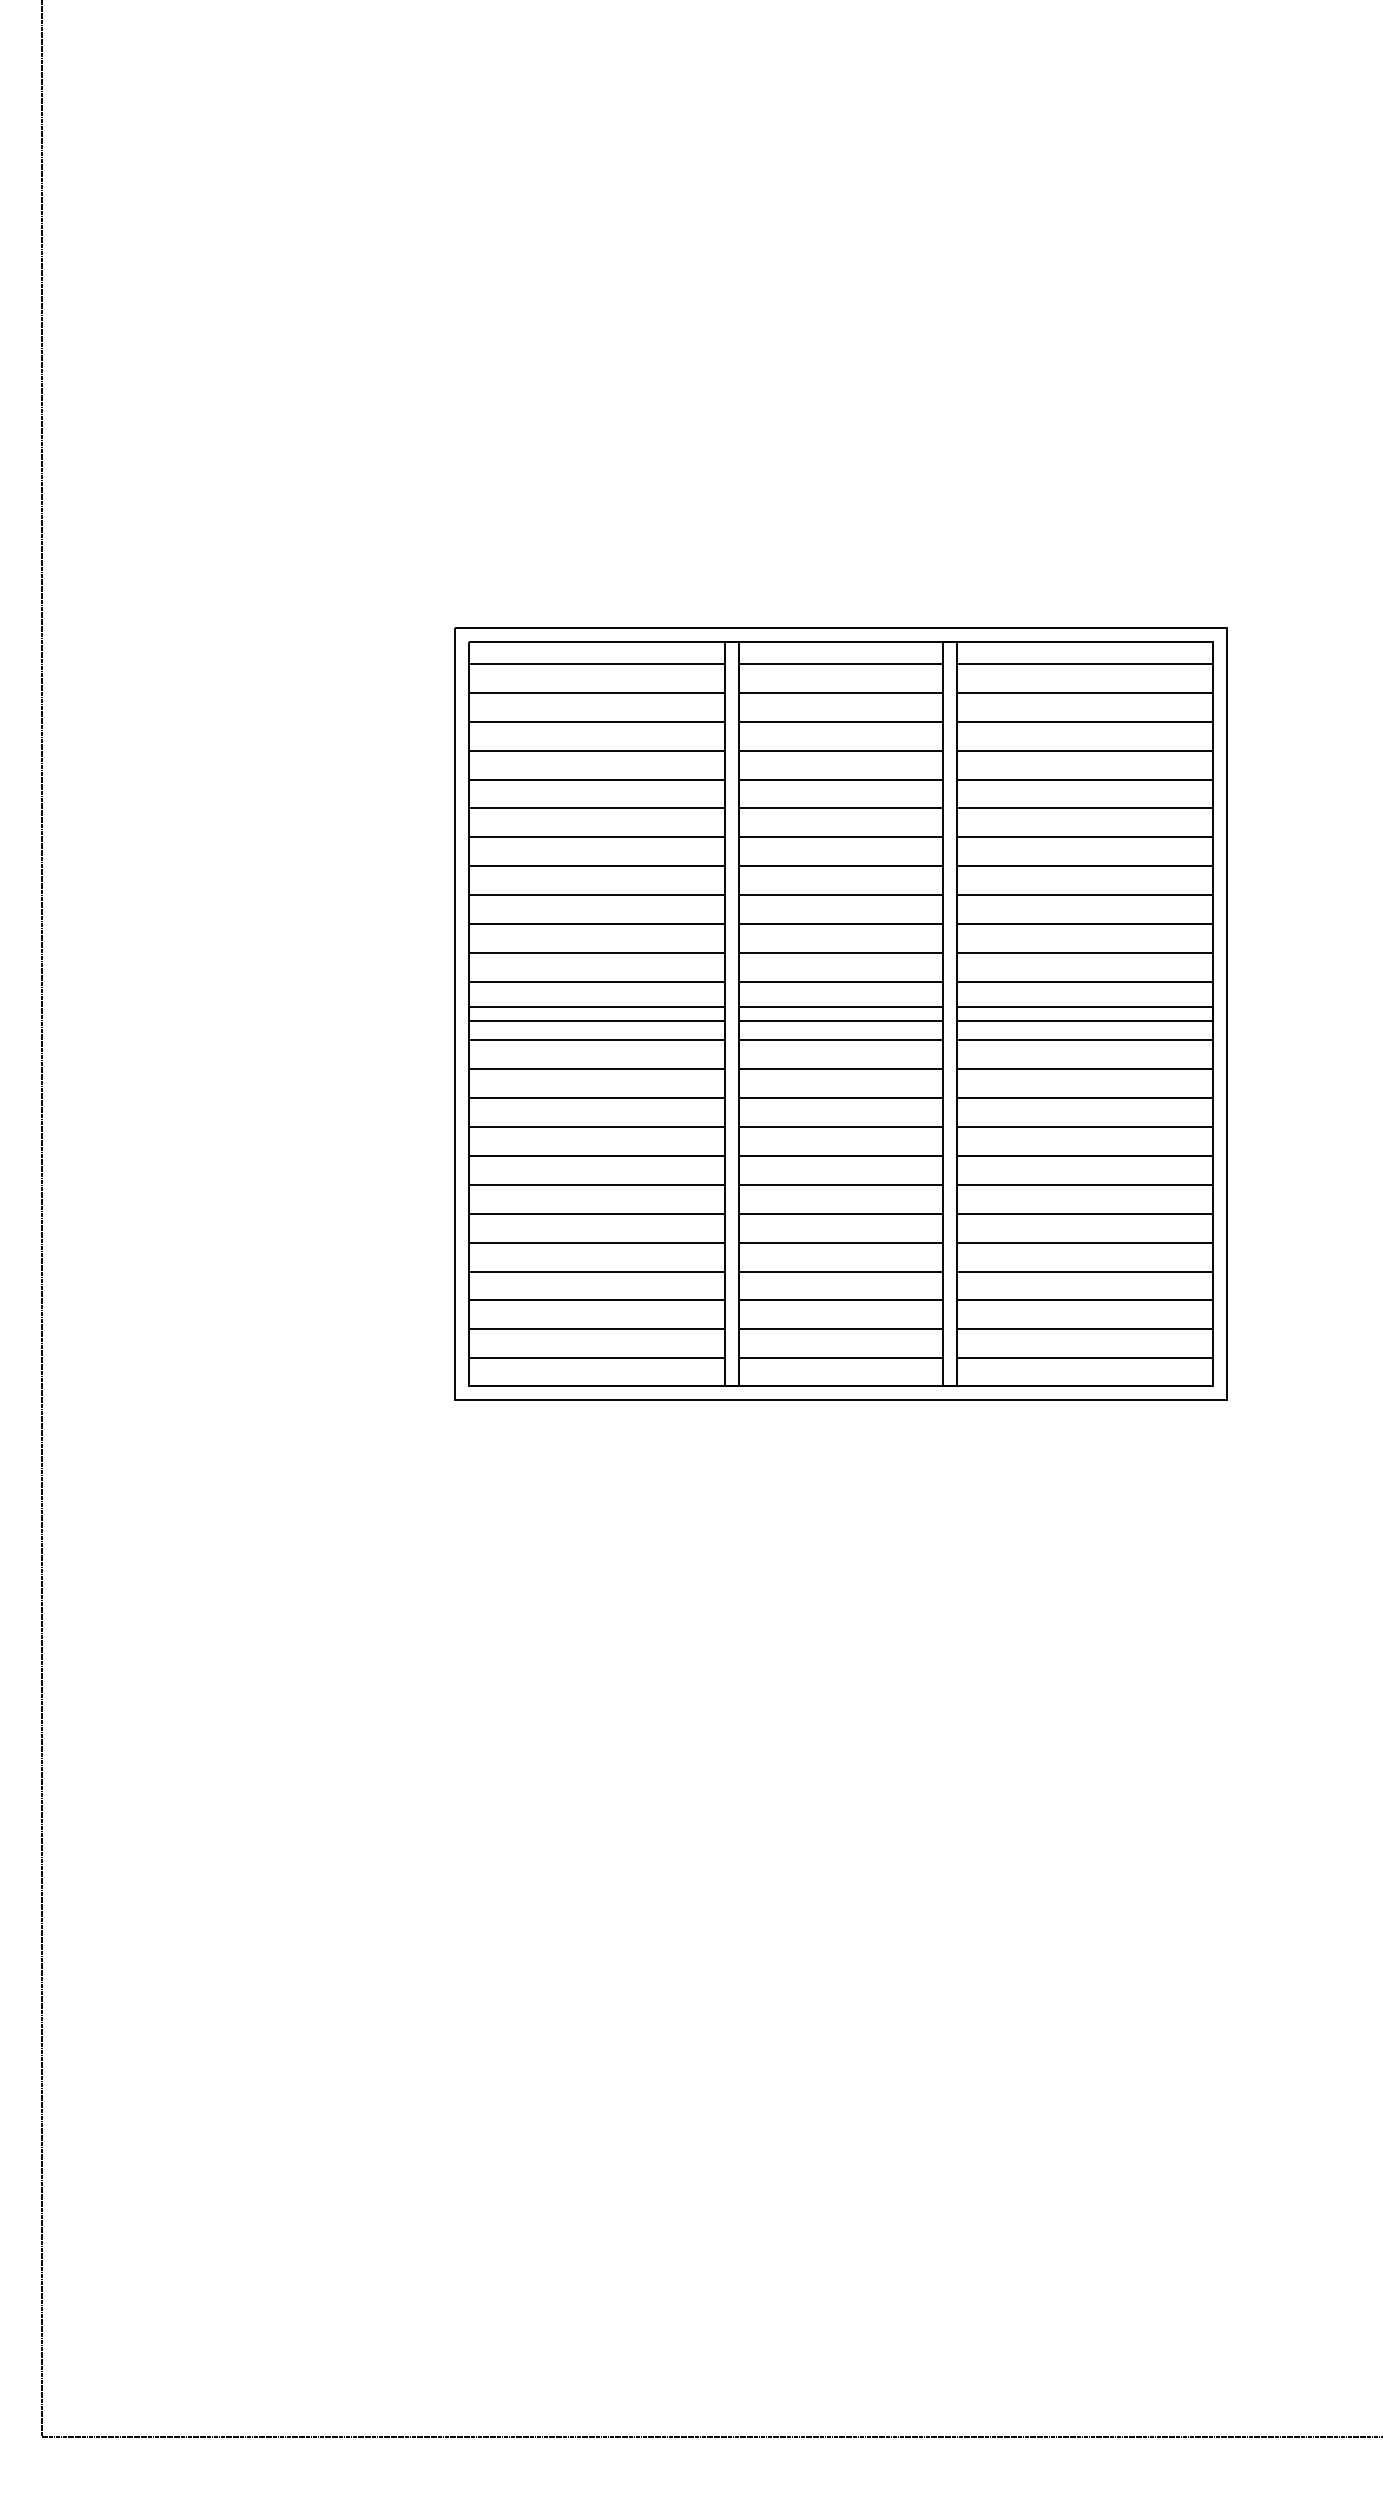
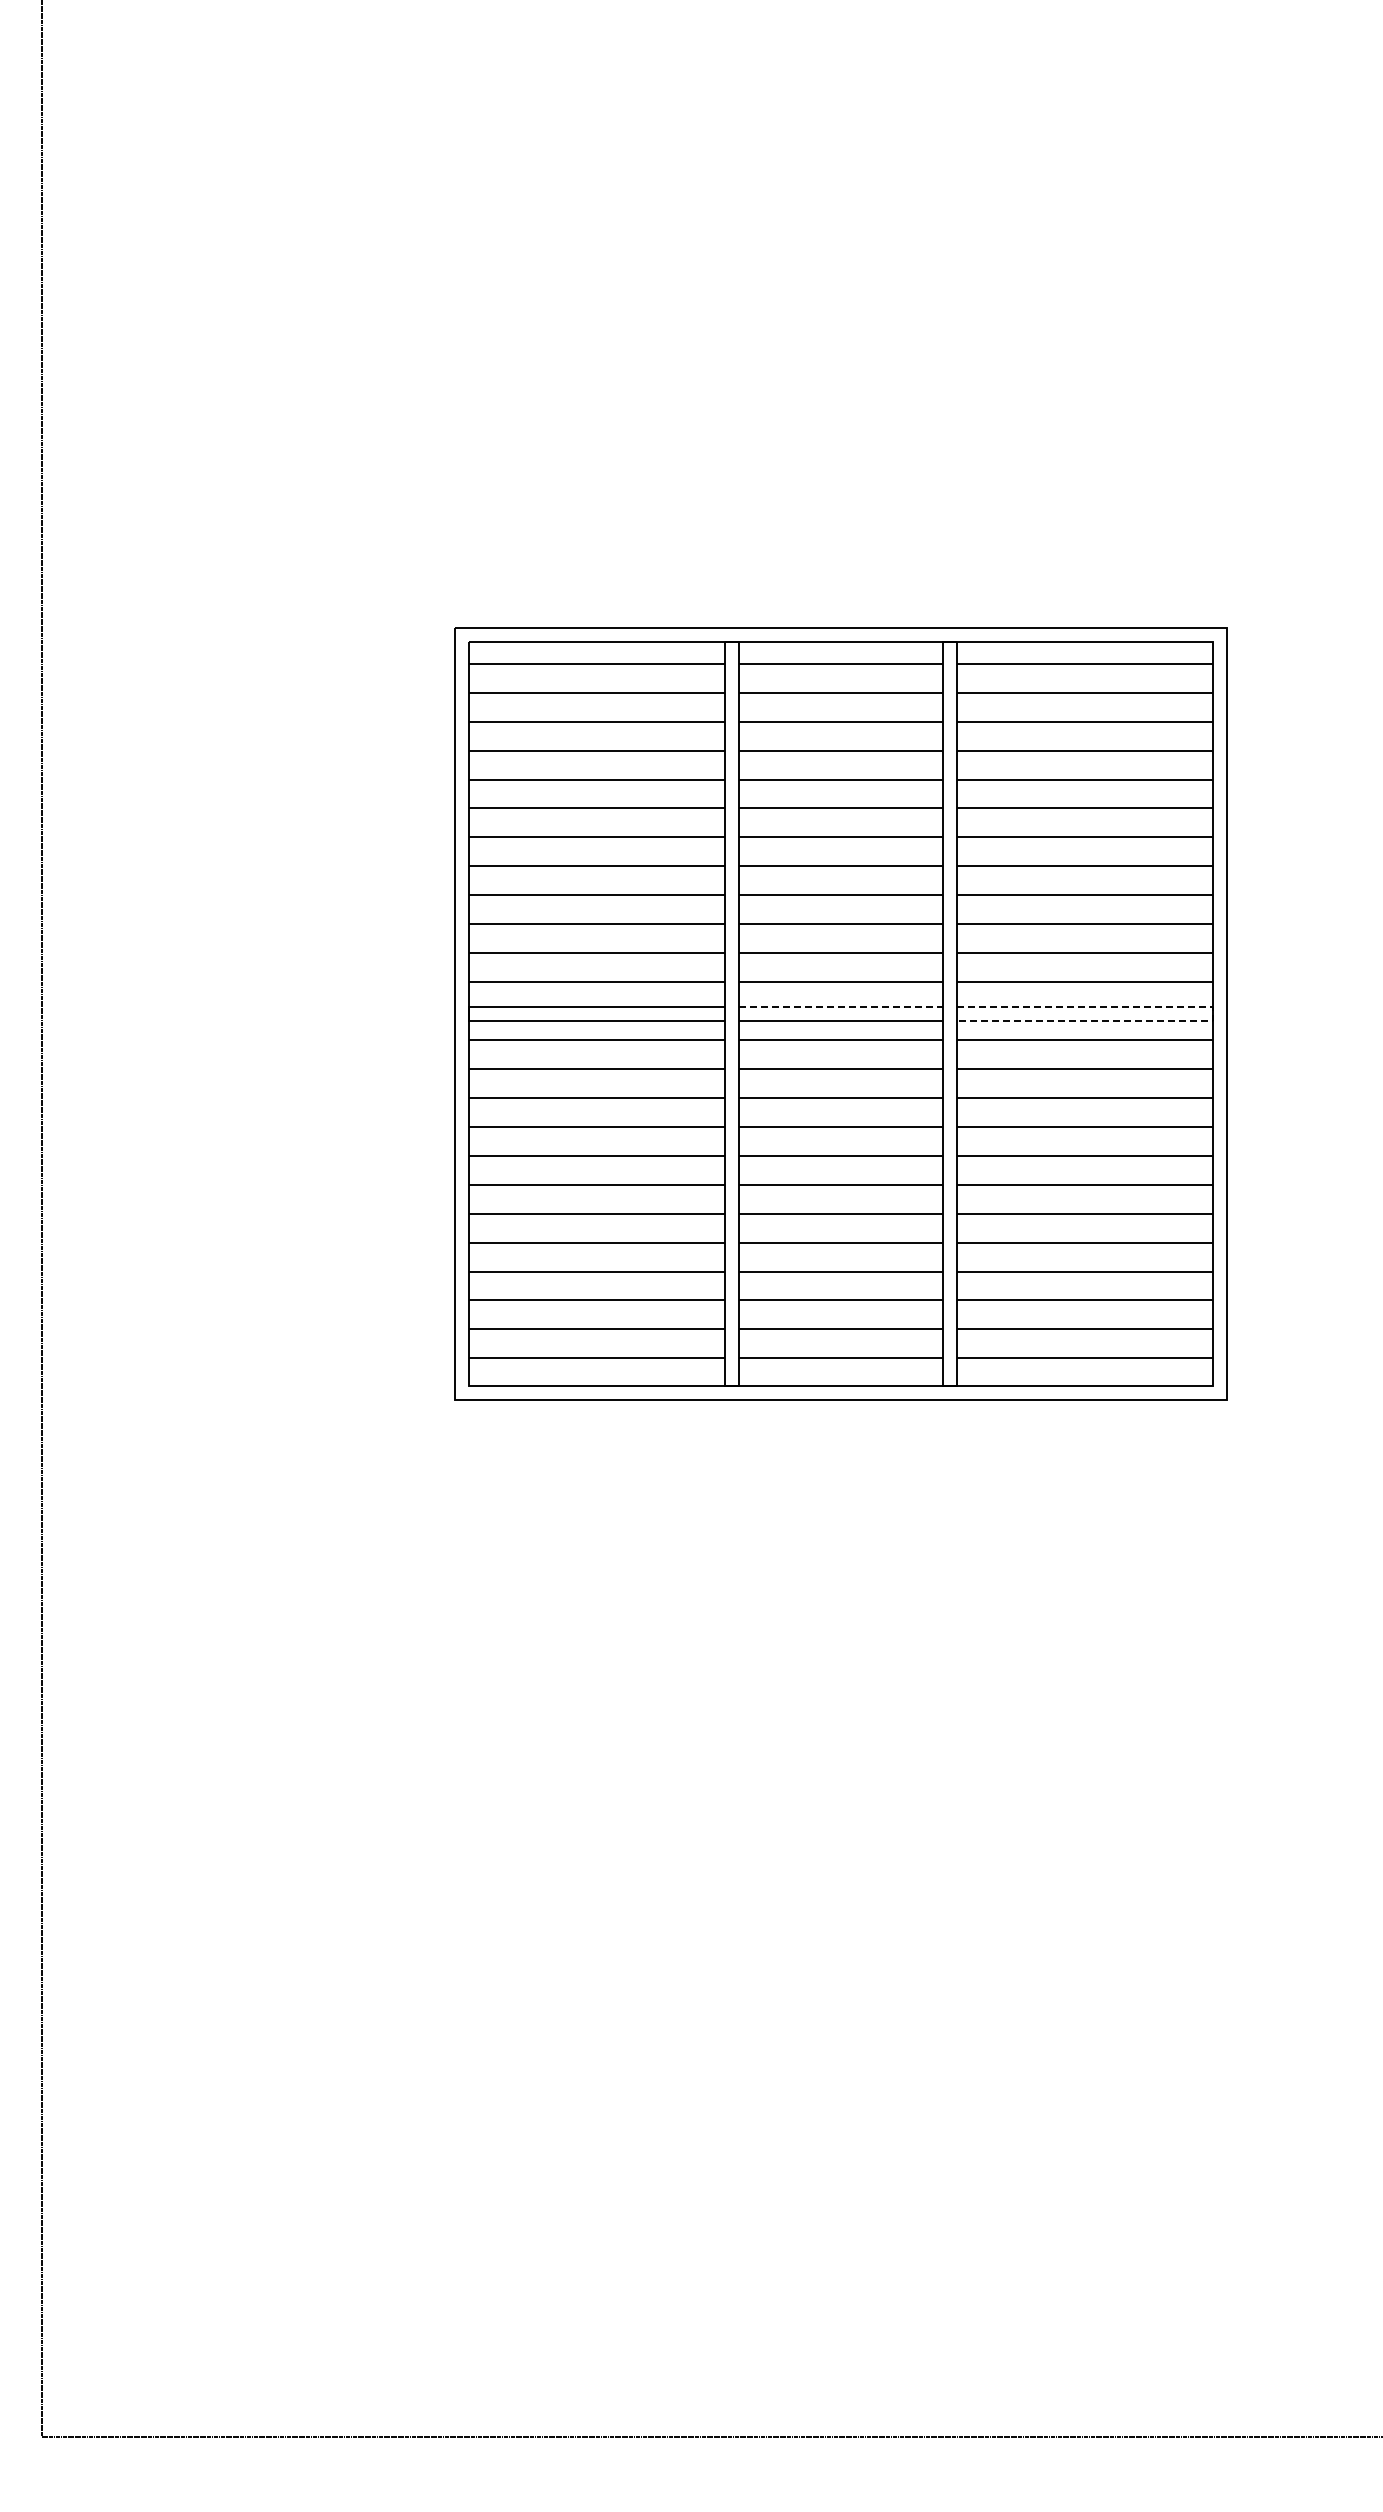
line: solid -> dashed (840, 1007)
line: solid -> dashed (1212, 1014)
